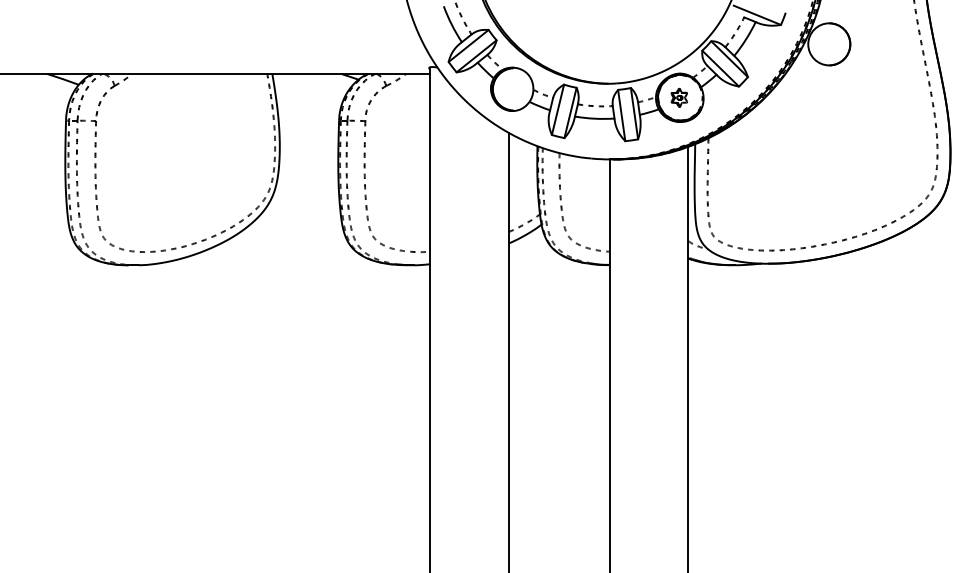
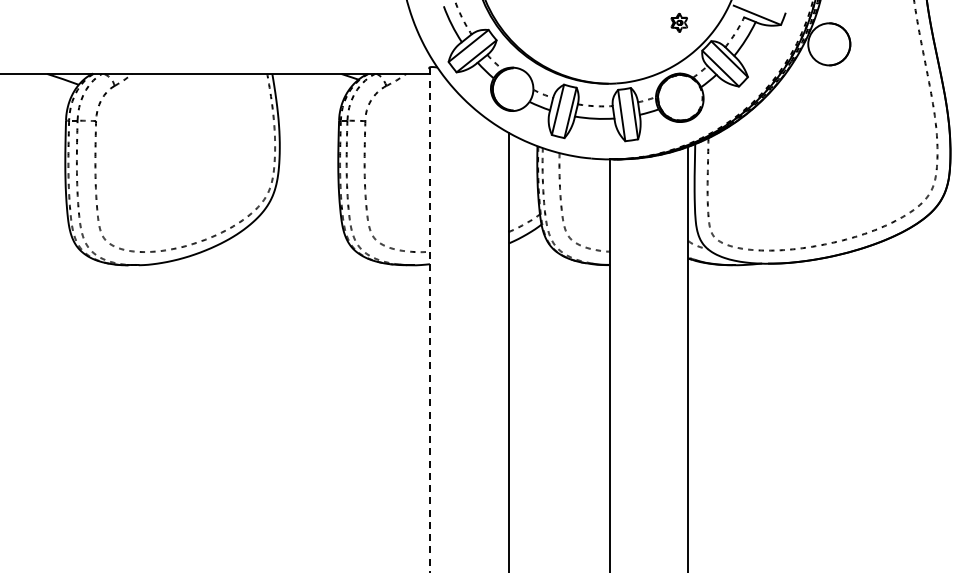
part position: (678, 97) -> (678, 22) (678, 22)
line: solid -> dashed (430, 321)
